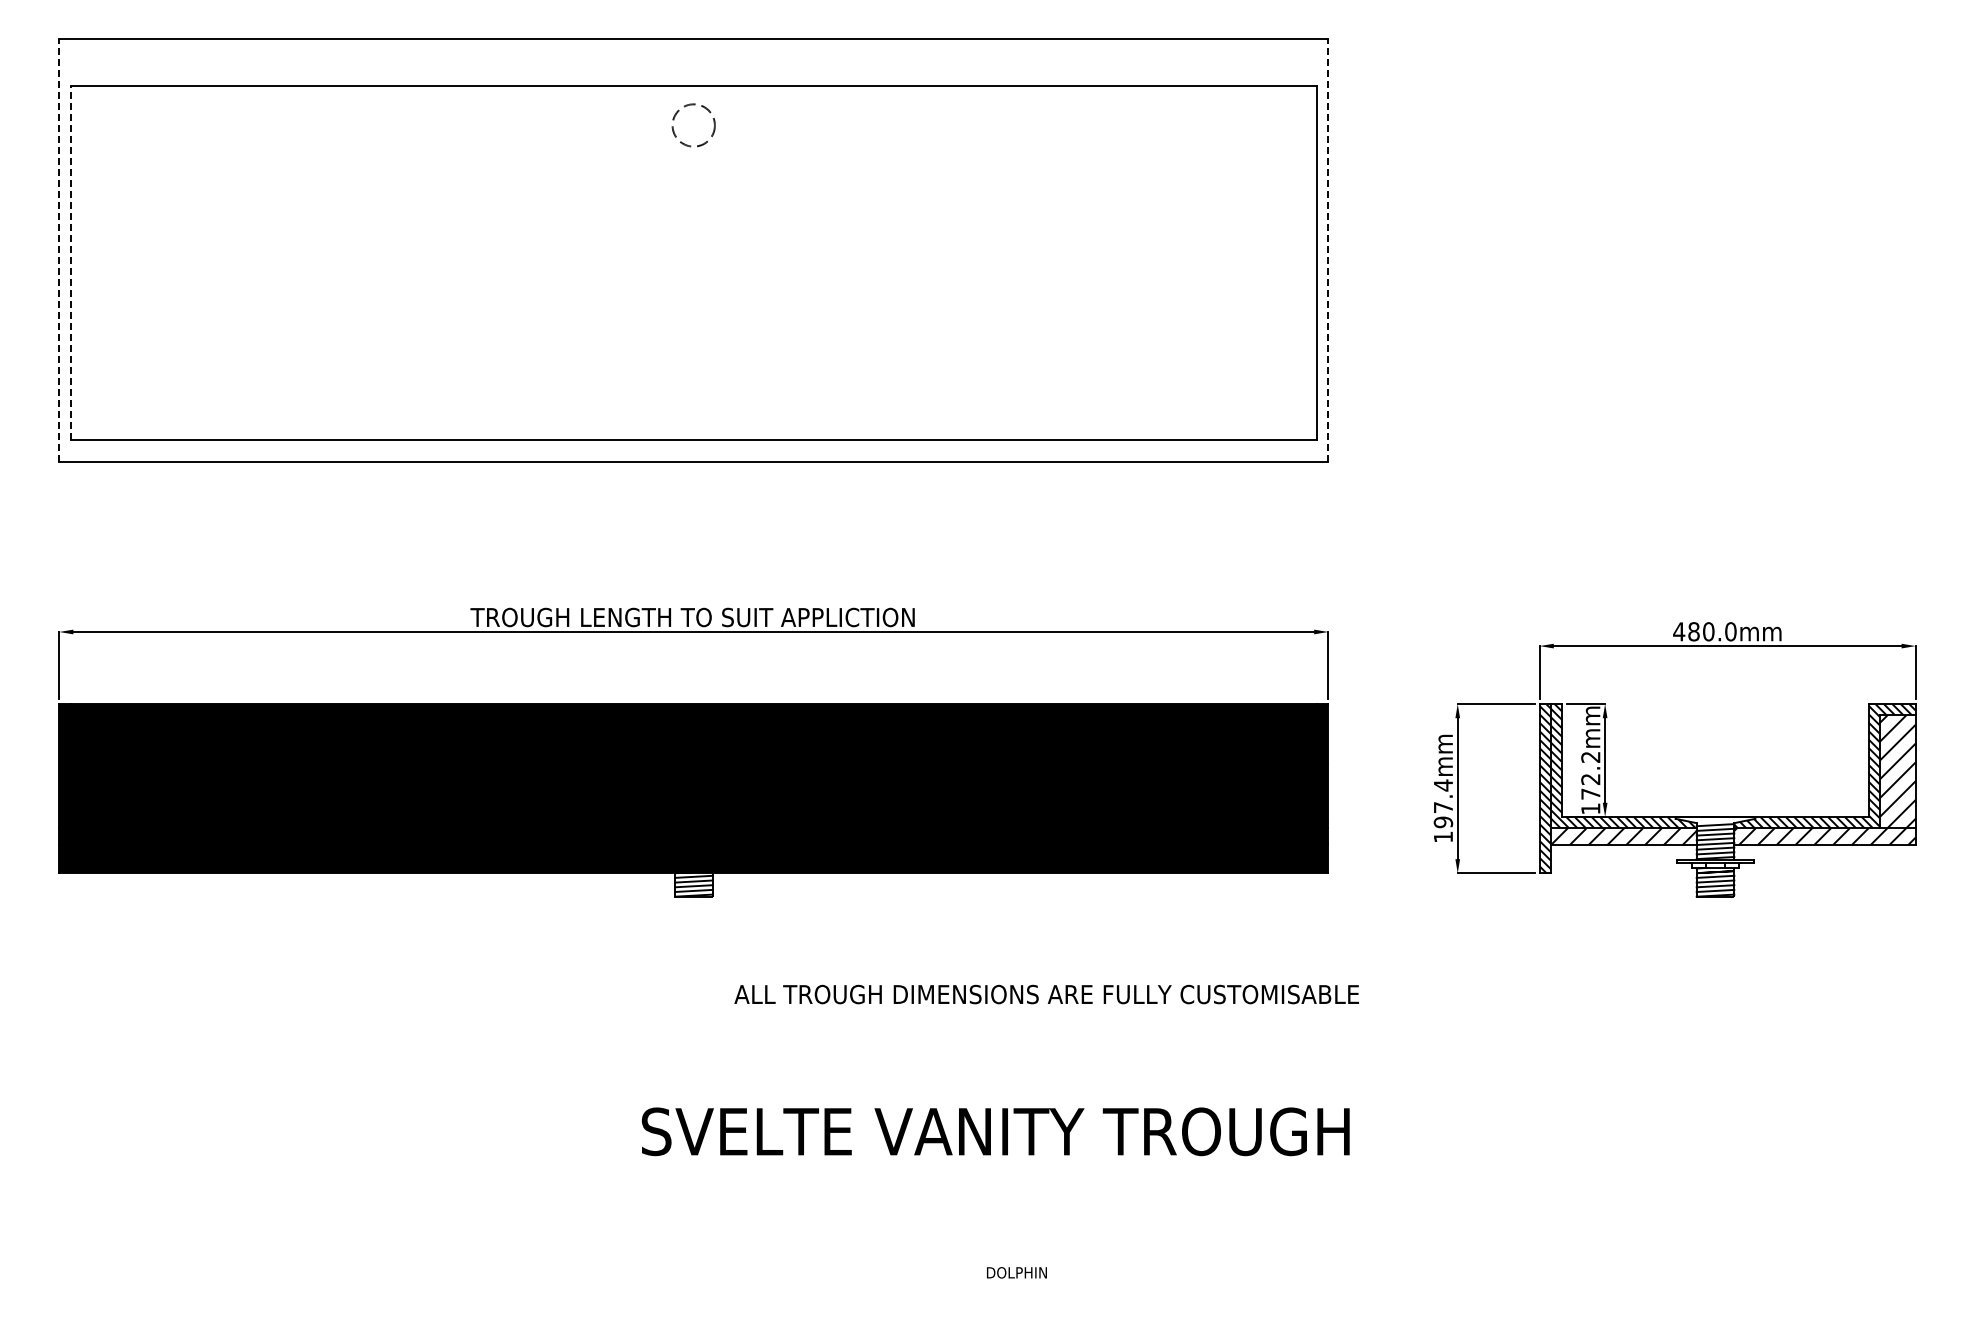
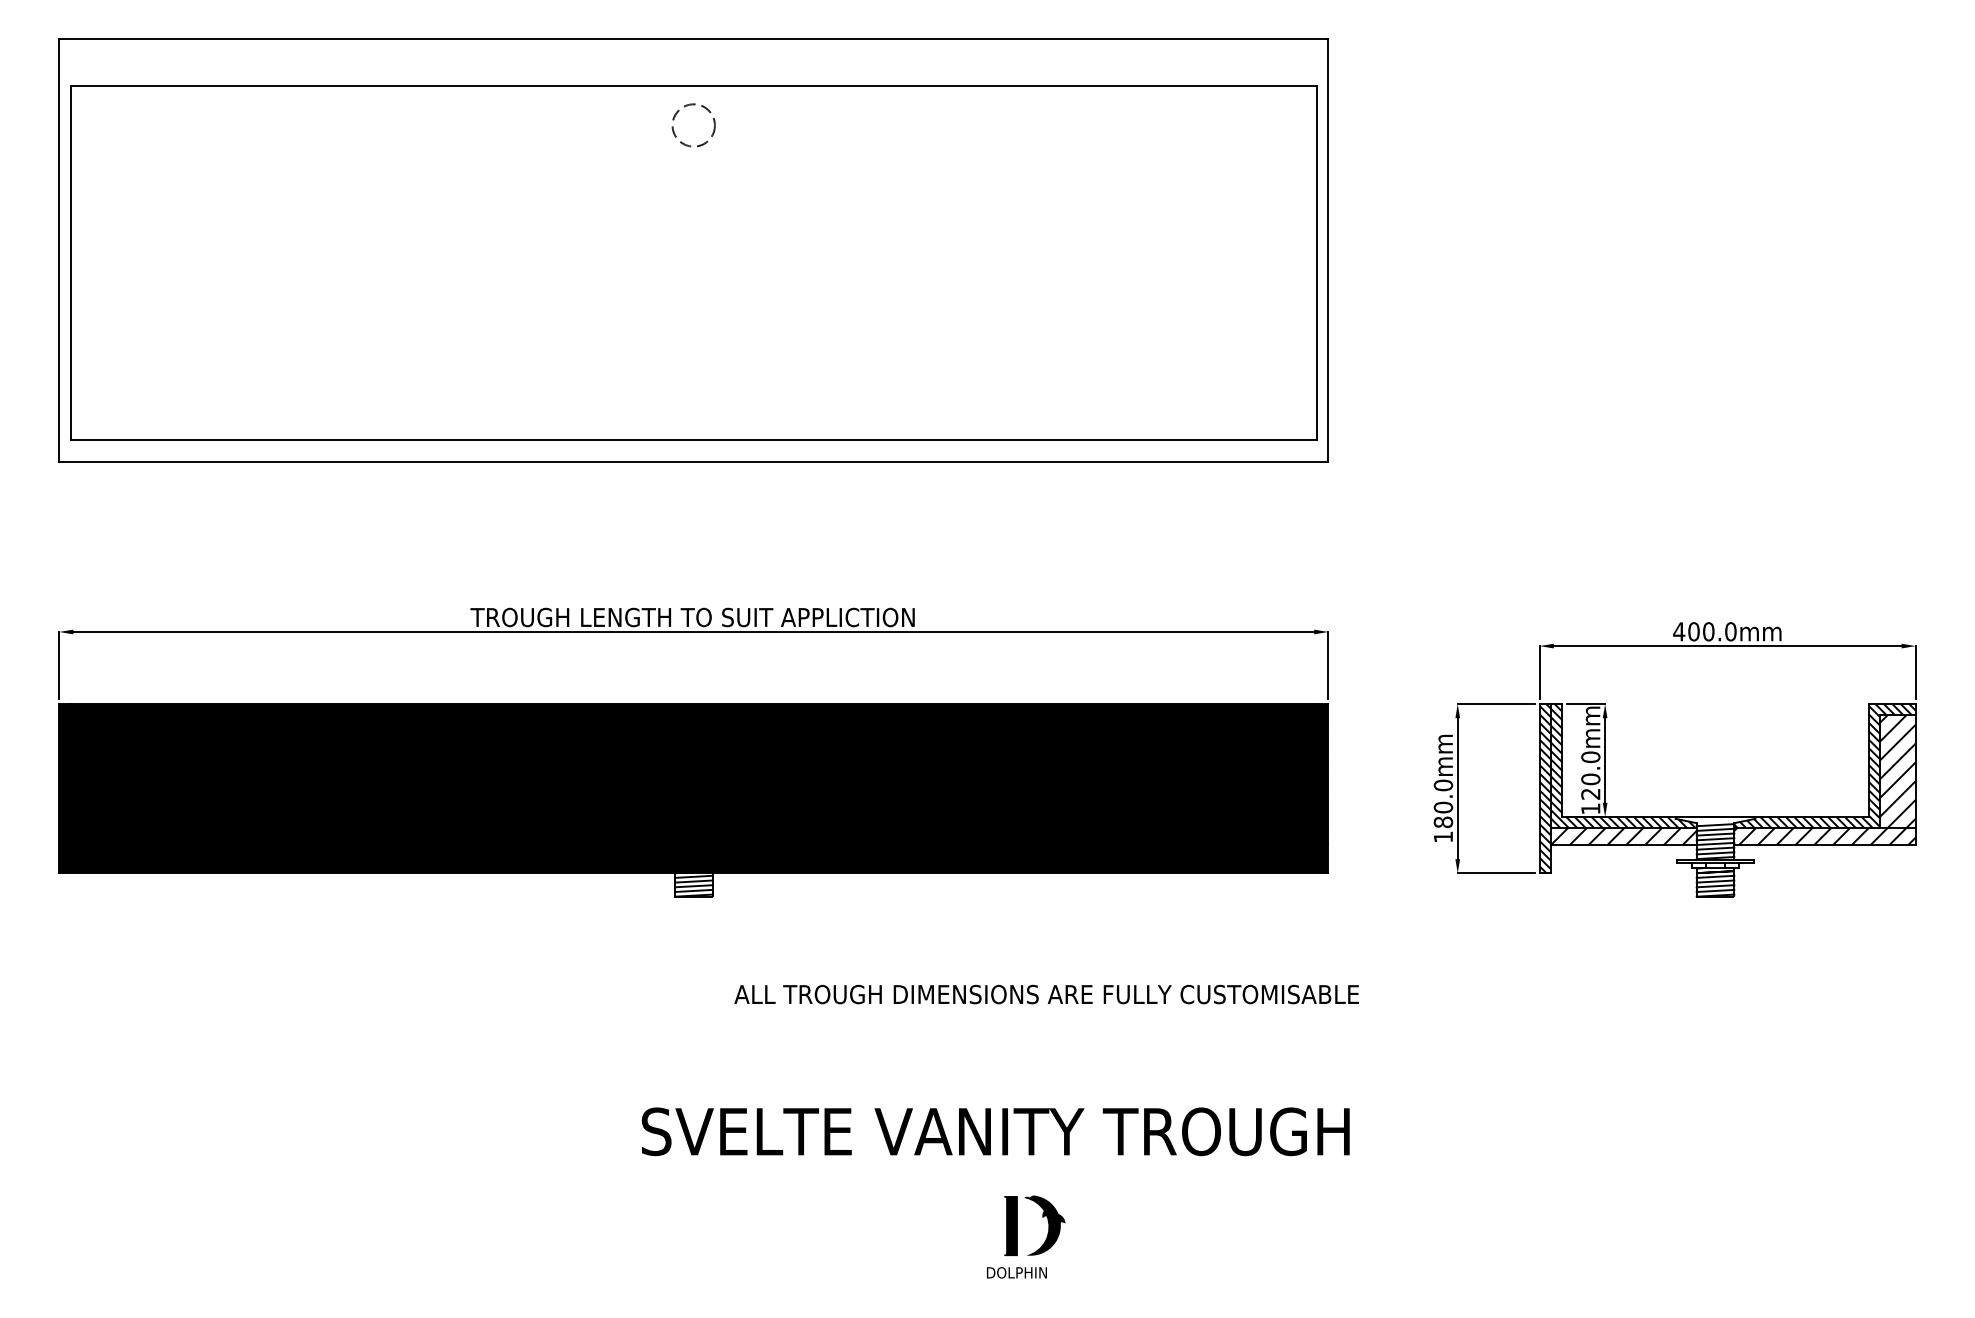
line: dashed -> solid (59, 250)
line: dashed -> solid (1328, 250)
line: dashed -> solid (70, 263)
text: 480.0mm -> 400.0mm (1693, 631)
text: 172.2mm -> 120.0mm (1590, 775)
text: 197.4mm -> 180.0mm (1443, 803)
part: none -> present (1042, 1217)
